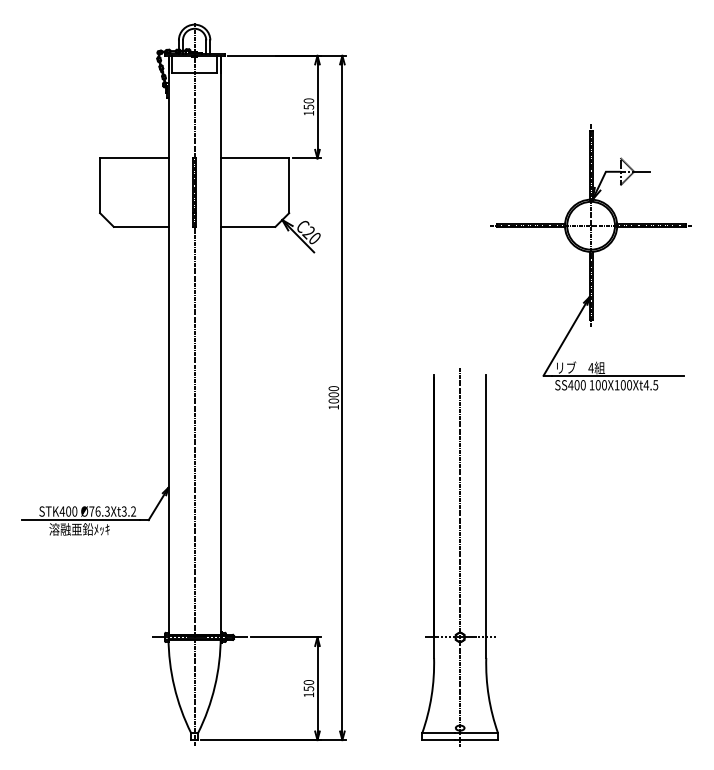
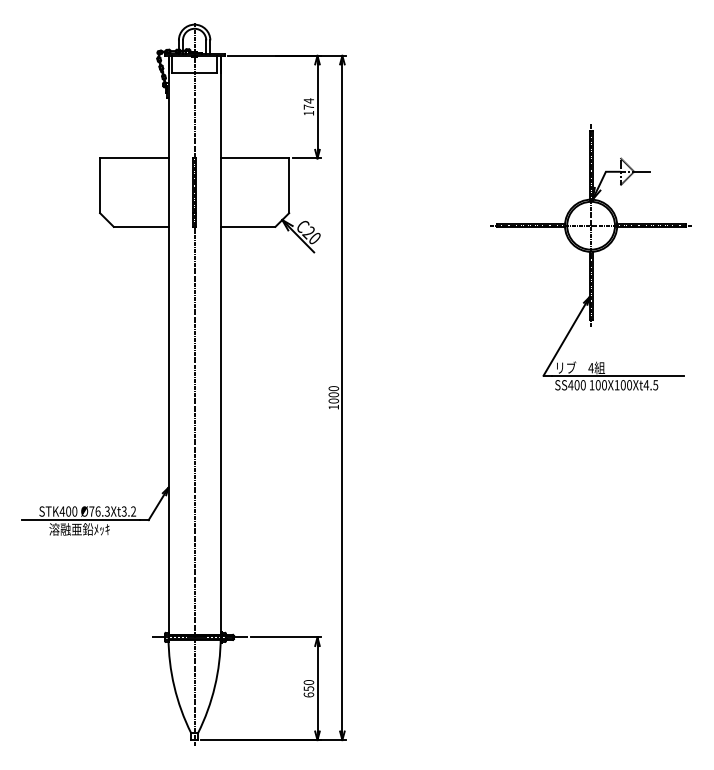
text: 150 -> 174 (308, 103)
part: present -> none (459, 557)
text: 150 -> 650 (308, 694)
